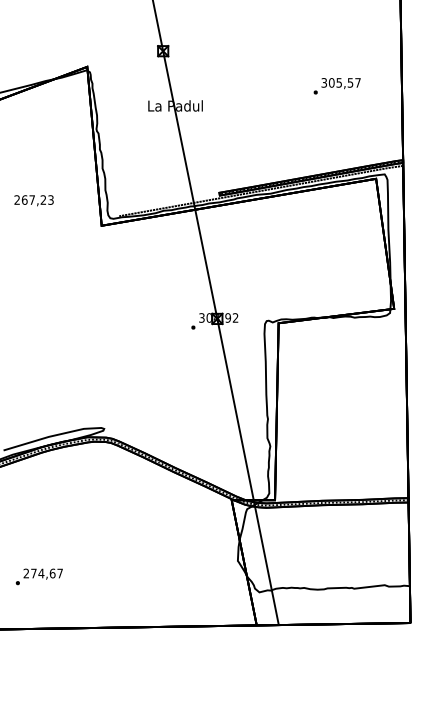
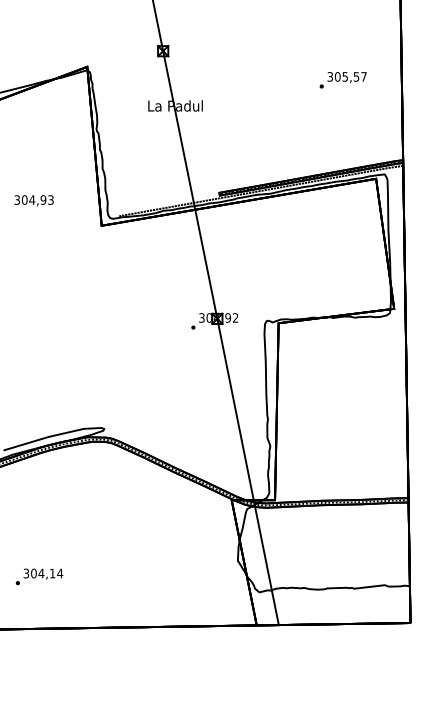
text position: (336, 86) -> (342, 80) (342, 80)
text: 267,23 -> 304,93 (30, 199)
text: 274,67 -> 304,14 (43, 573)
